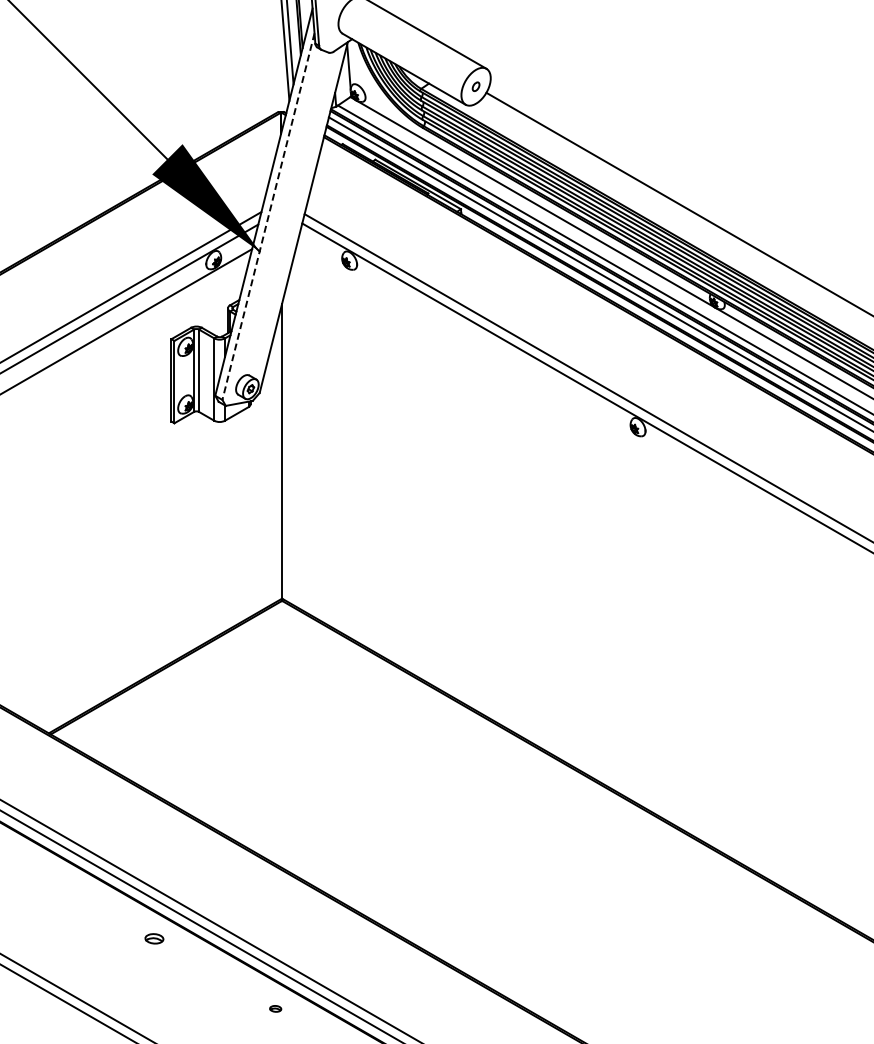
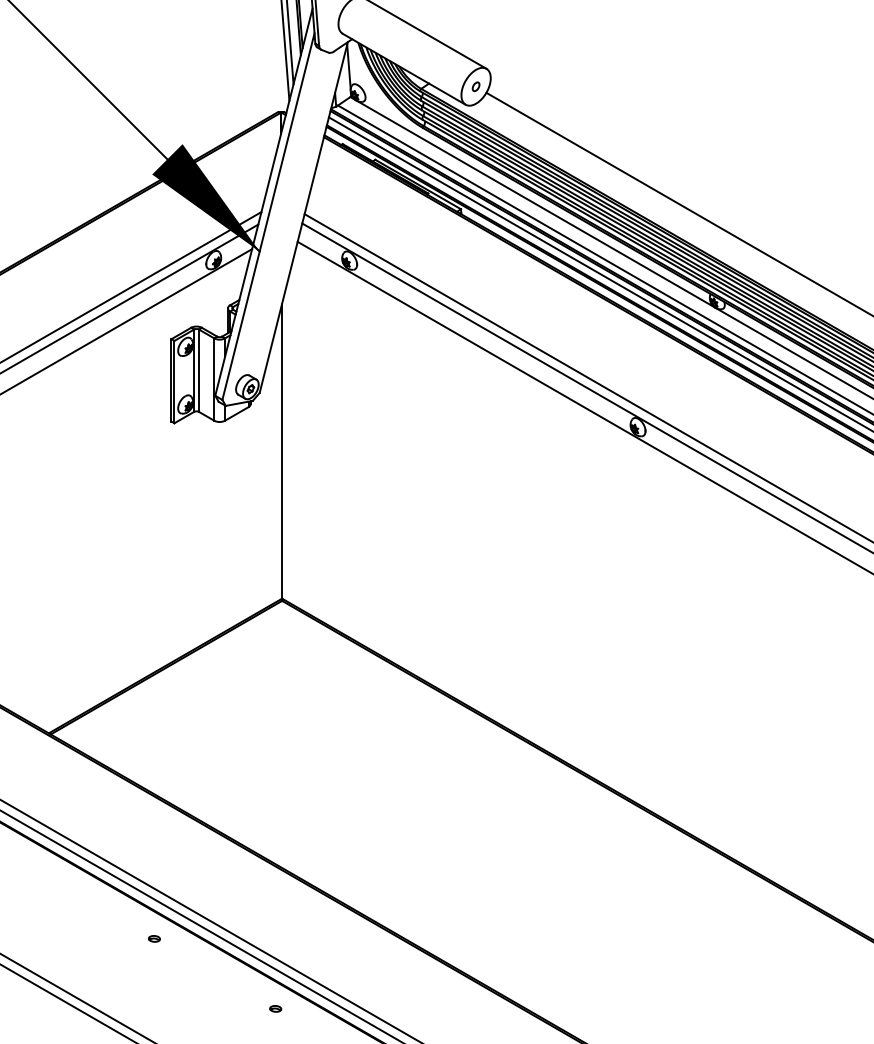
line: dashed -> solid (268, 217)
line: none -> present (583, 406)
part size: 21x12 px -> 13x8 px (154, 938)
